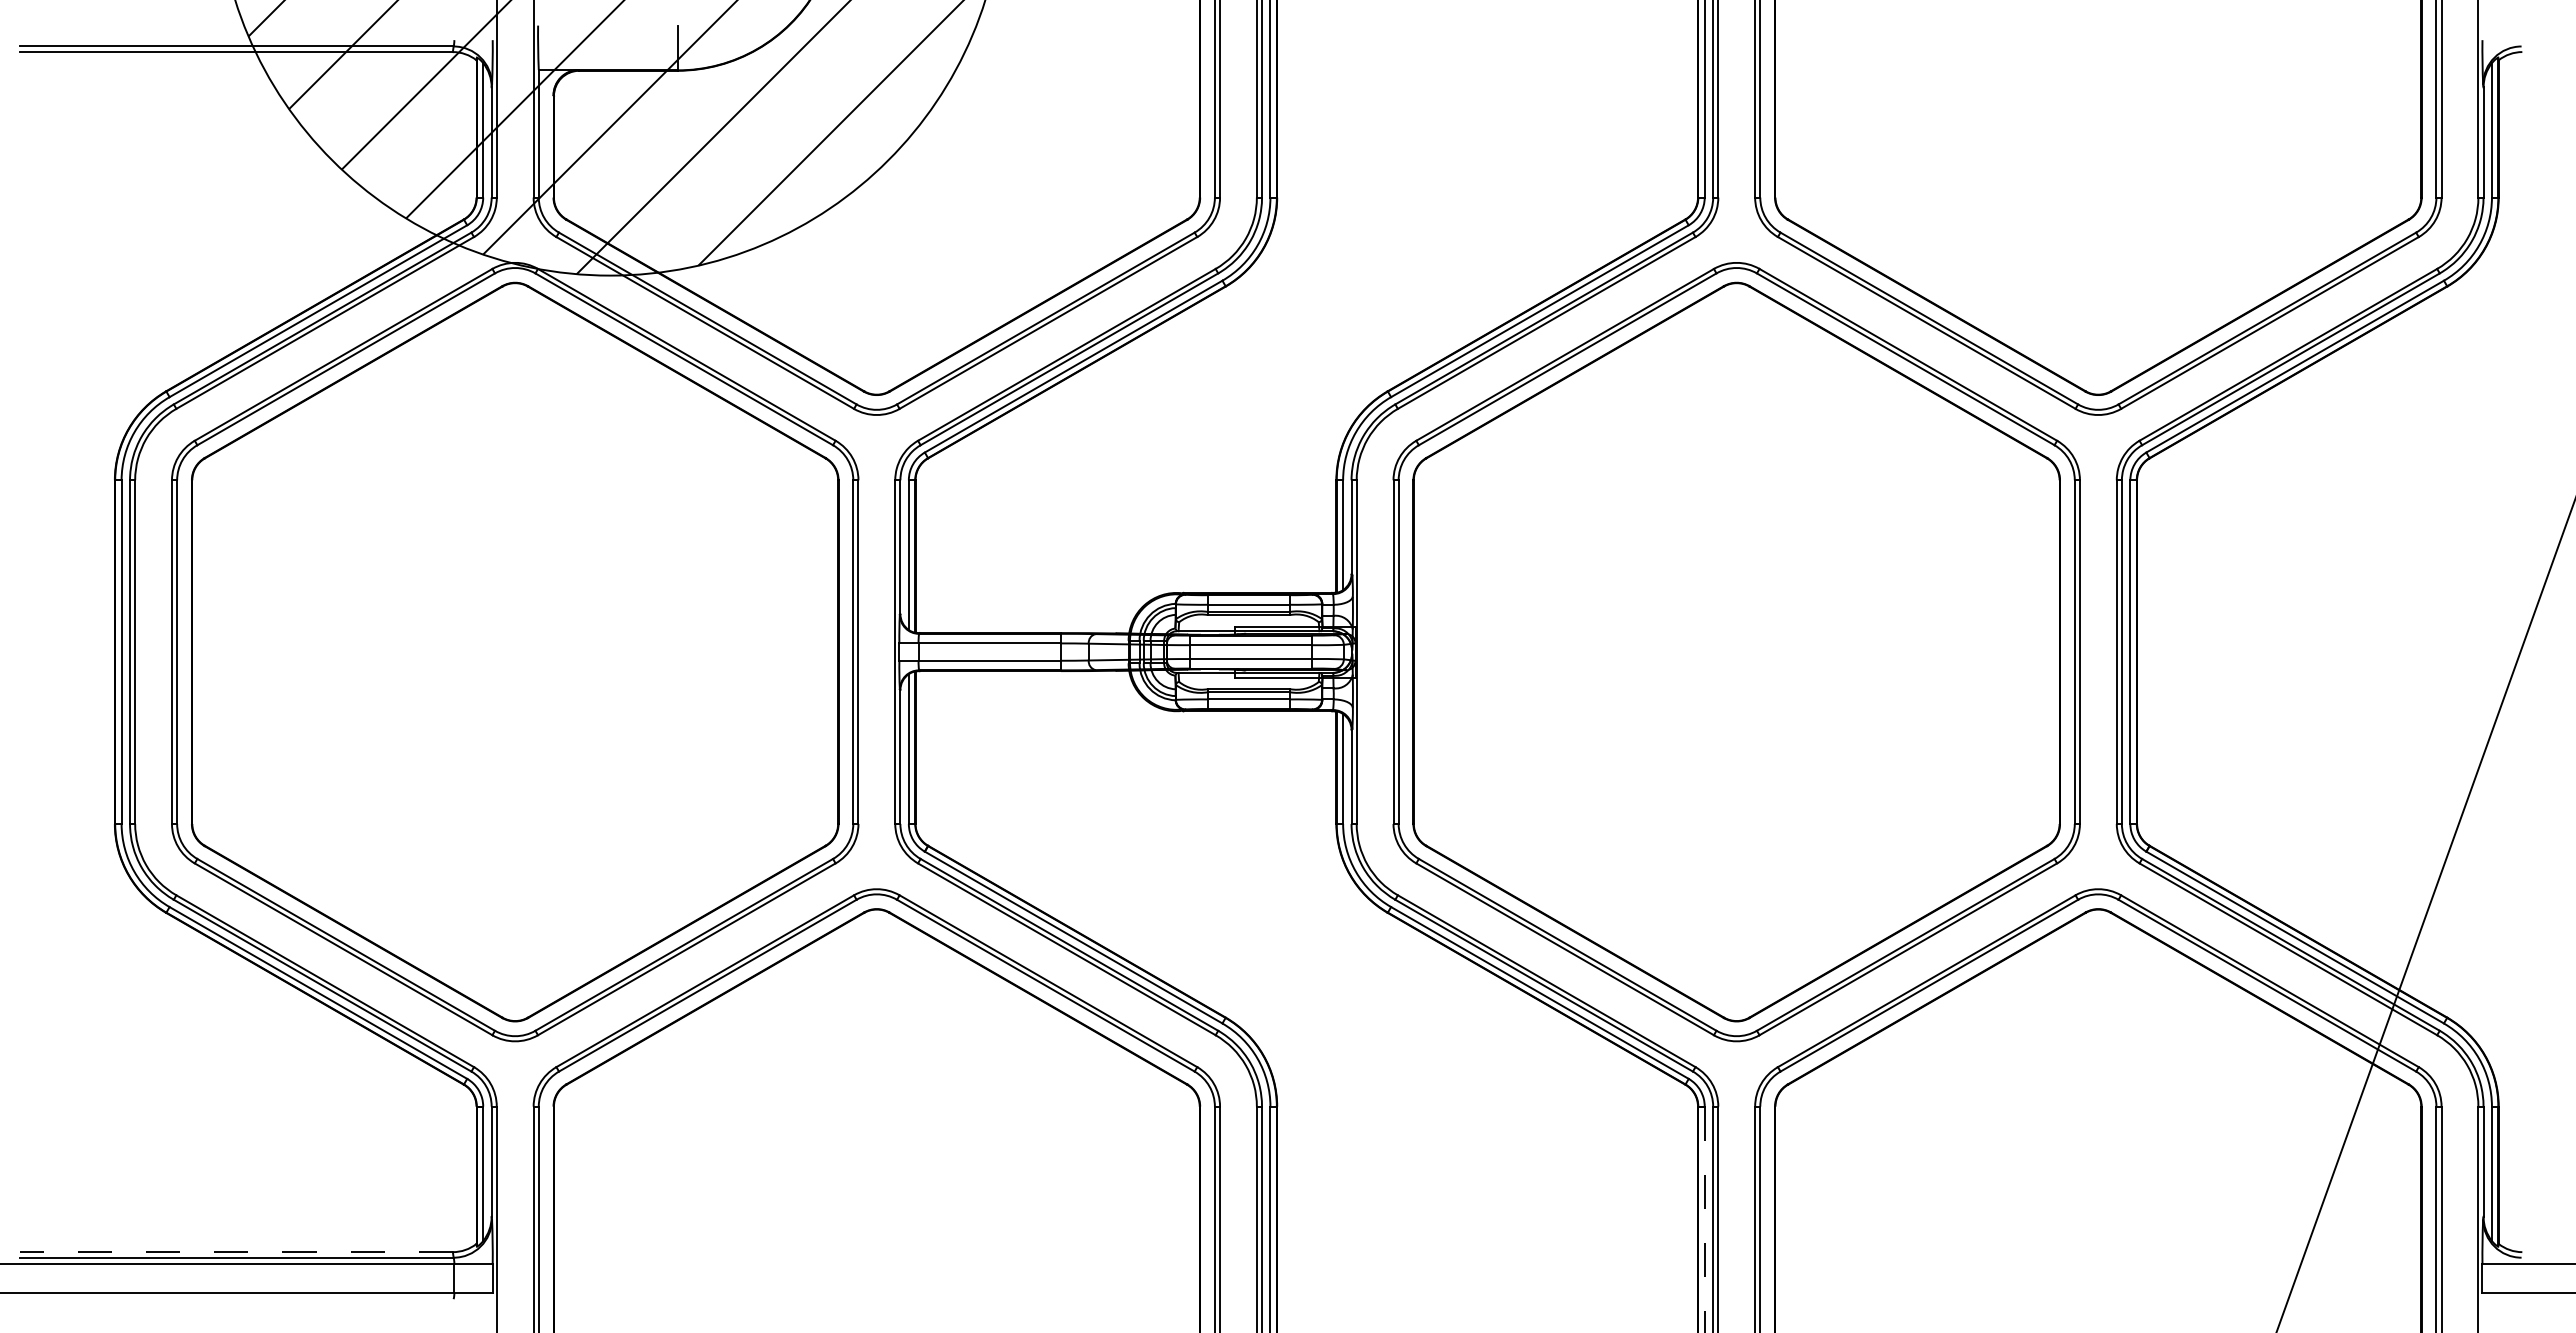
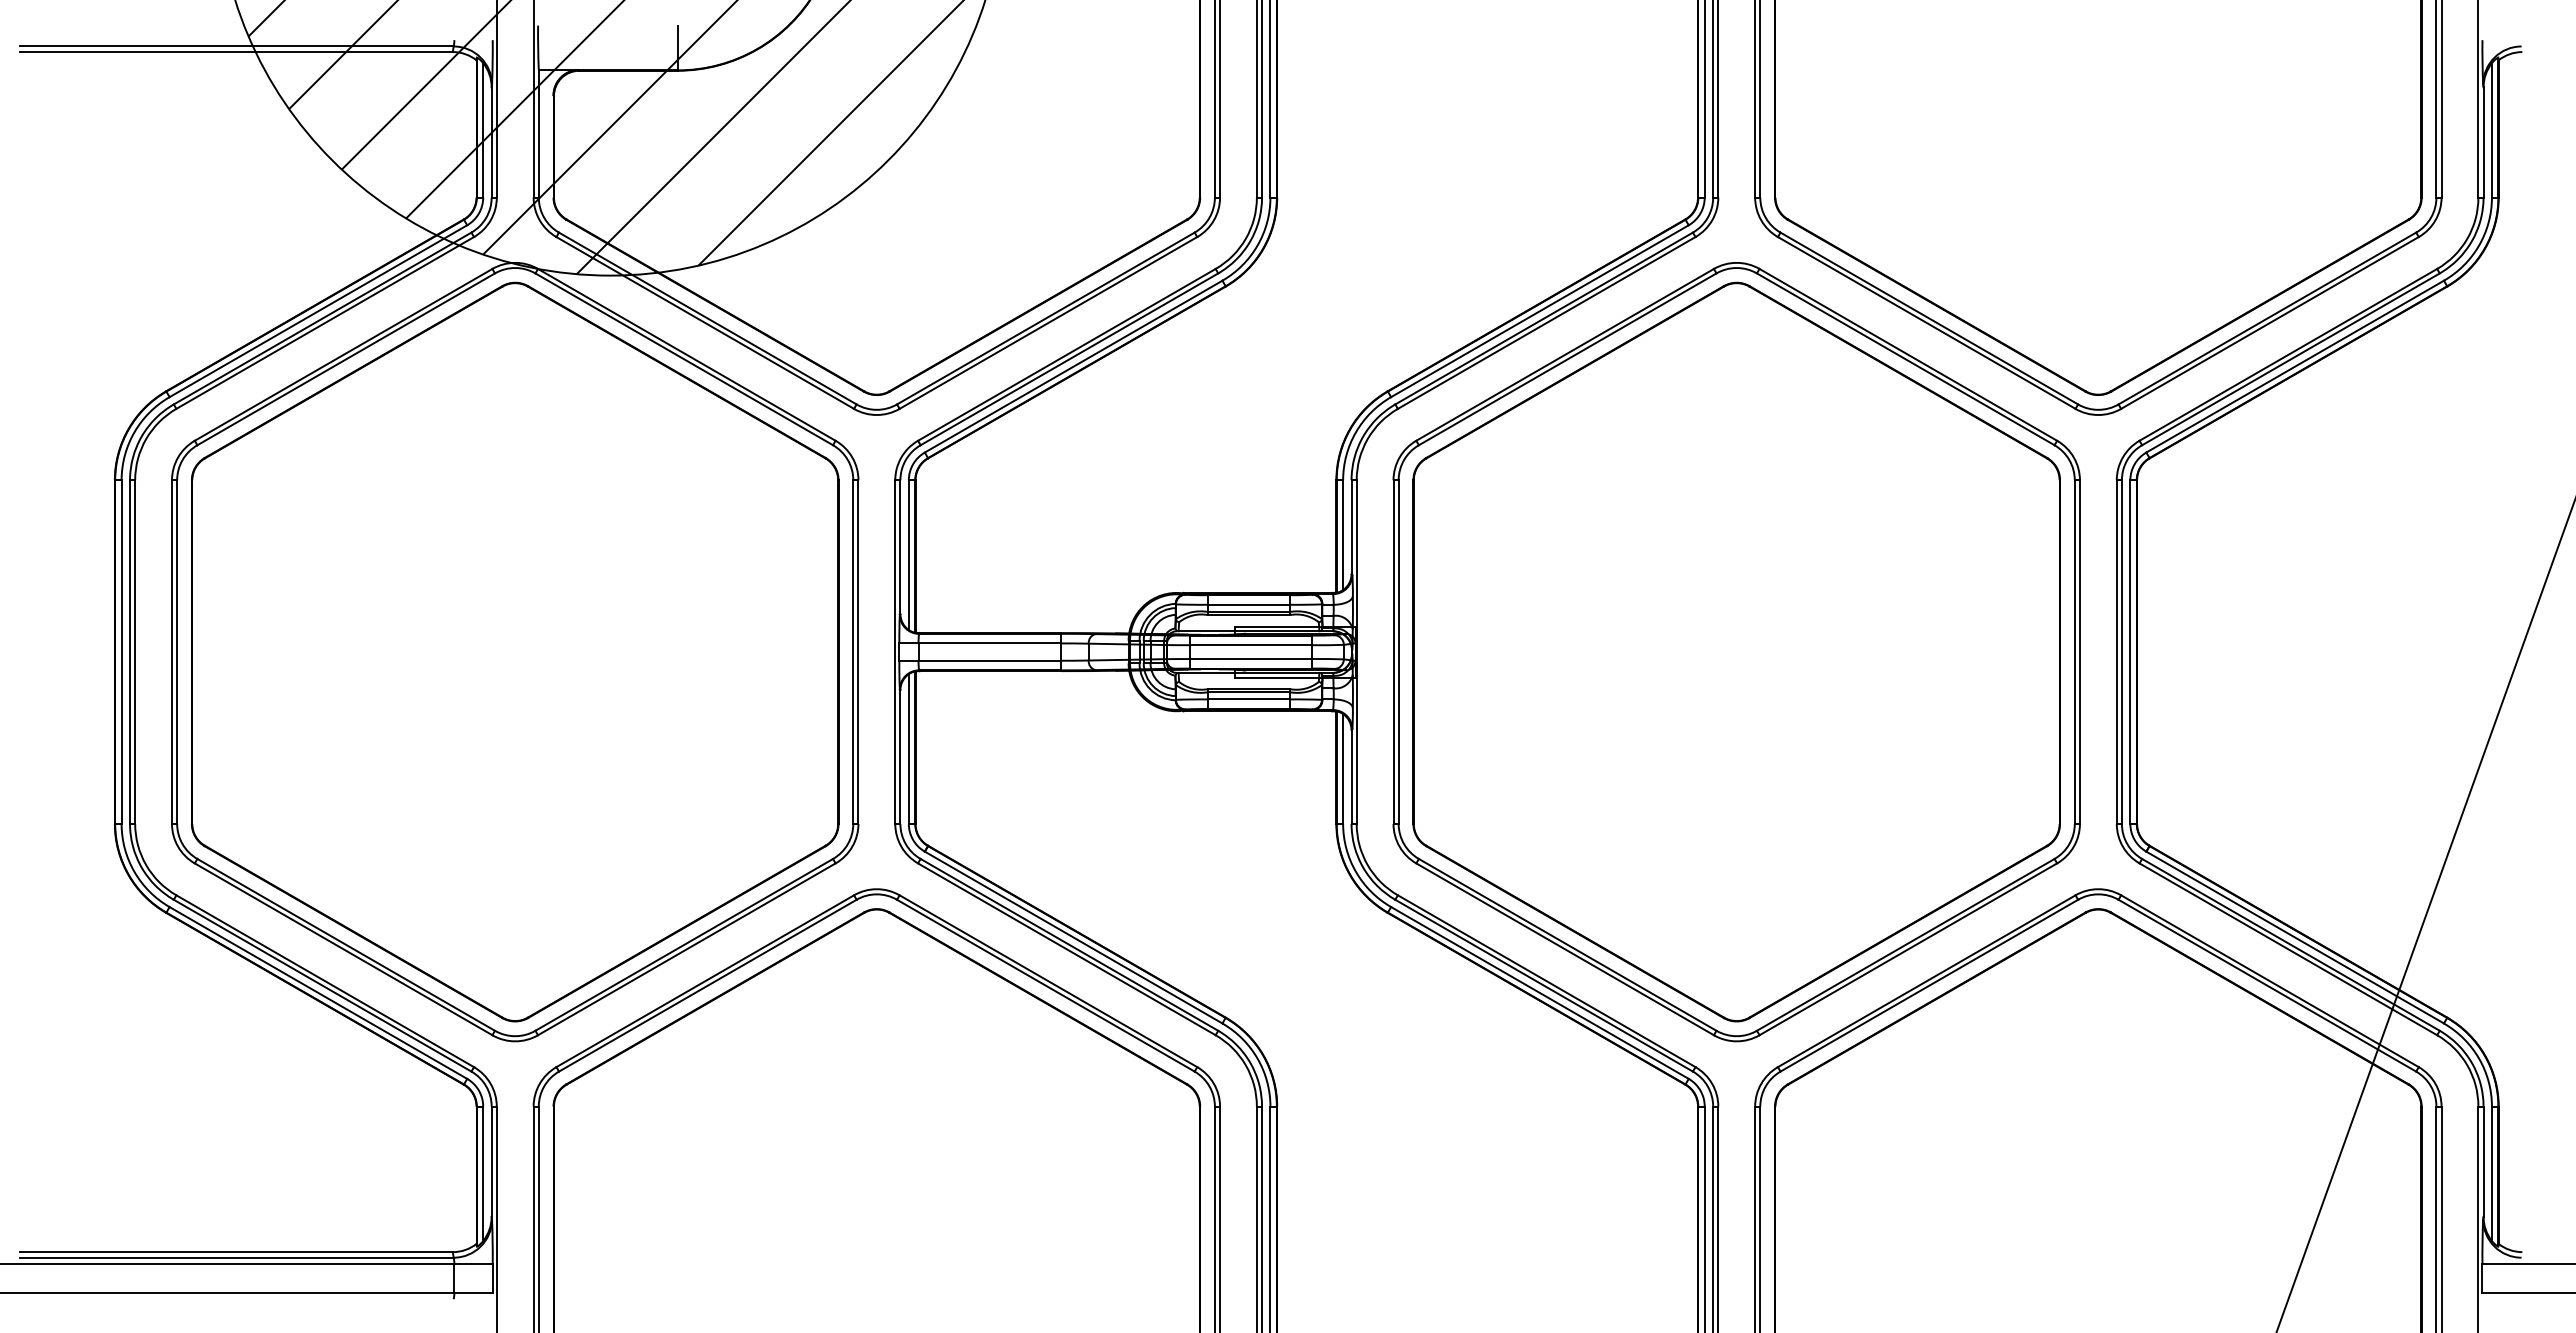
line: dashed -> solid (1704, 1219)
line: dashed -> solid (236, 1252)
